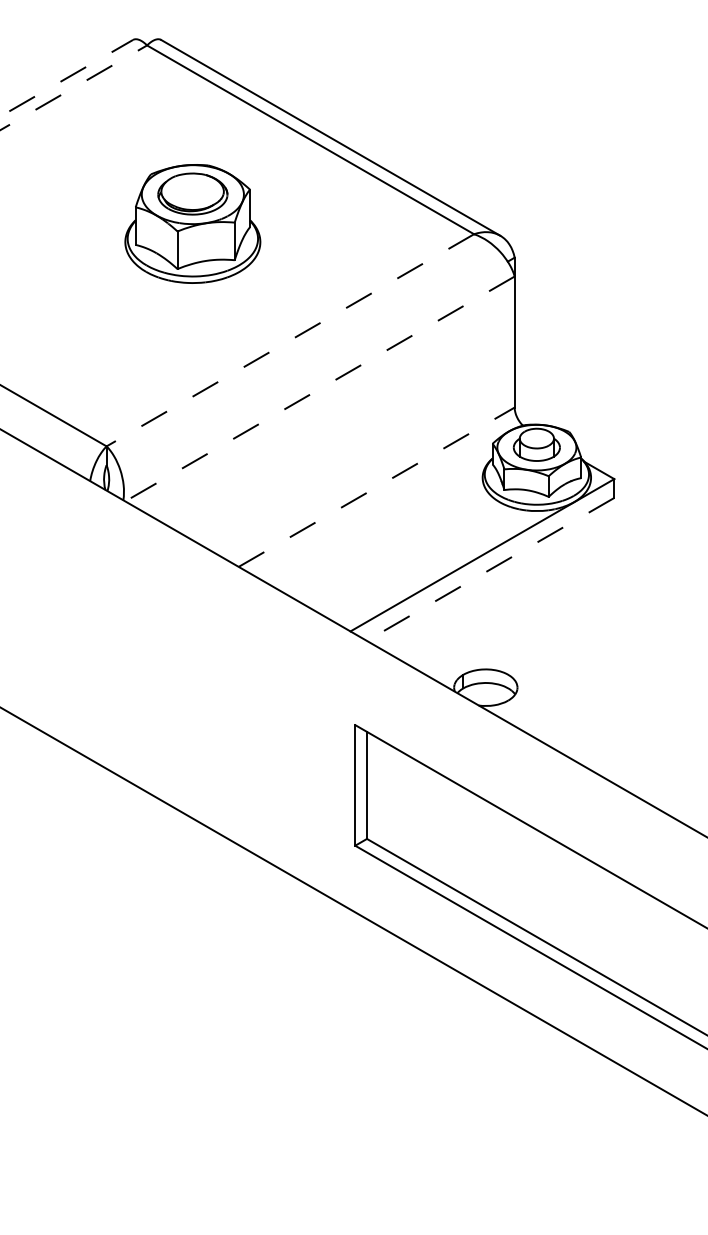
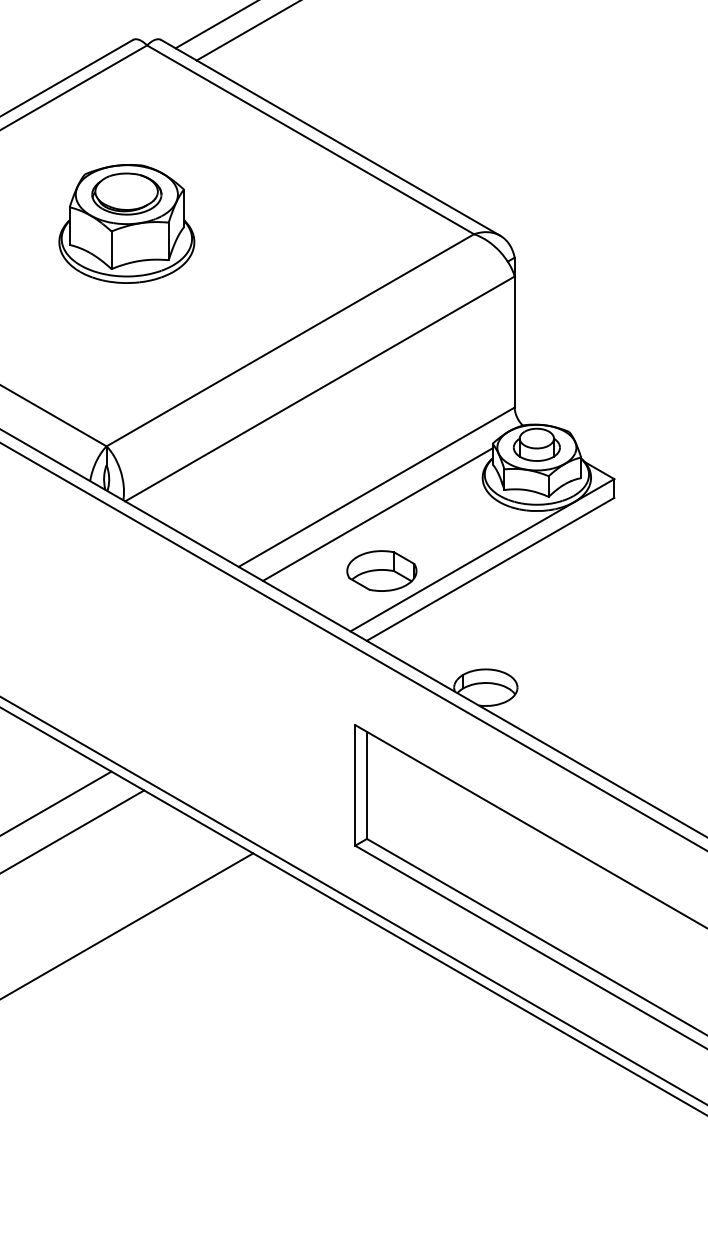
line: none -> present (215, 25)
line: none -> present (246, 31)
line: dashed -> solid (67, 77)
line: dashed -> solid (73, 87)
part position: (192, 223) -> (126, 223) (126, 223)
line: dashed -> solid (289, 340)
line: dashed -> solid (319, 388)
line: dashed -> solid (377, 486)
line: none -> present (377, 514)
line: dashed -> solid (490, 569)
part: none -> present (381, 570)
line: none -> present (353, 646)
line: none -> present (56, 802)
line: none -> present (73, 831)
line: none -> present (353, 900)
line: none -> present (127, 925)
